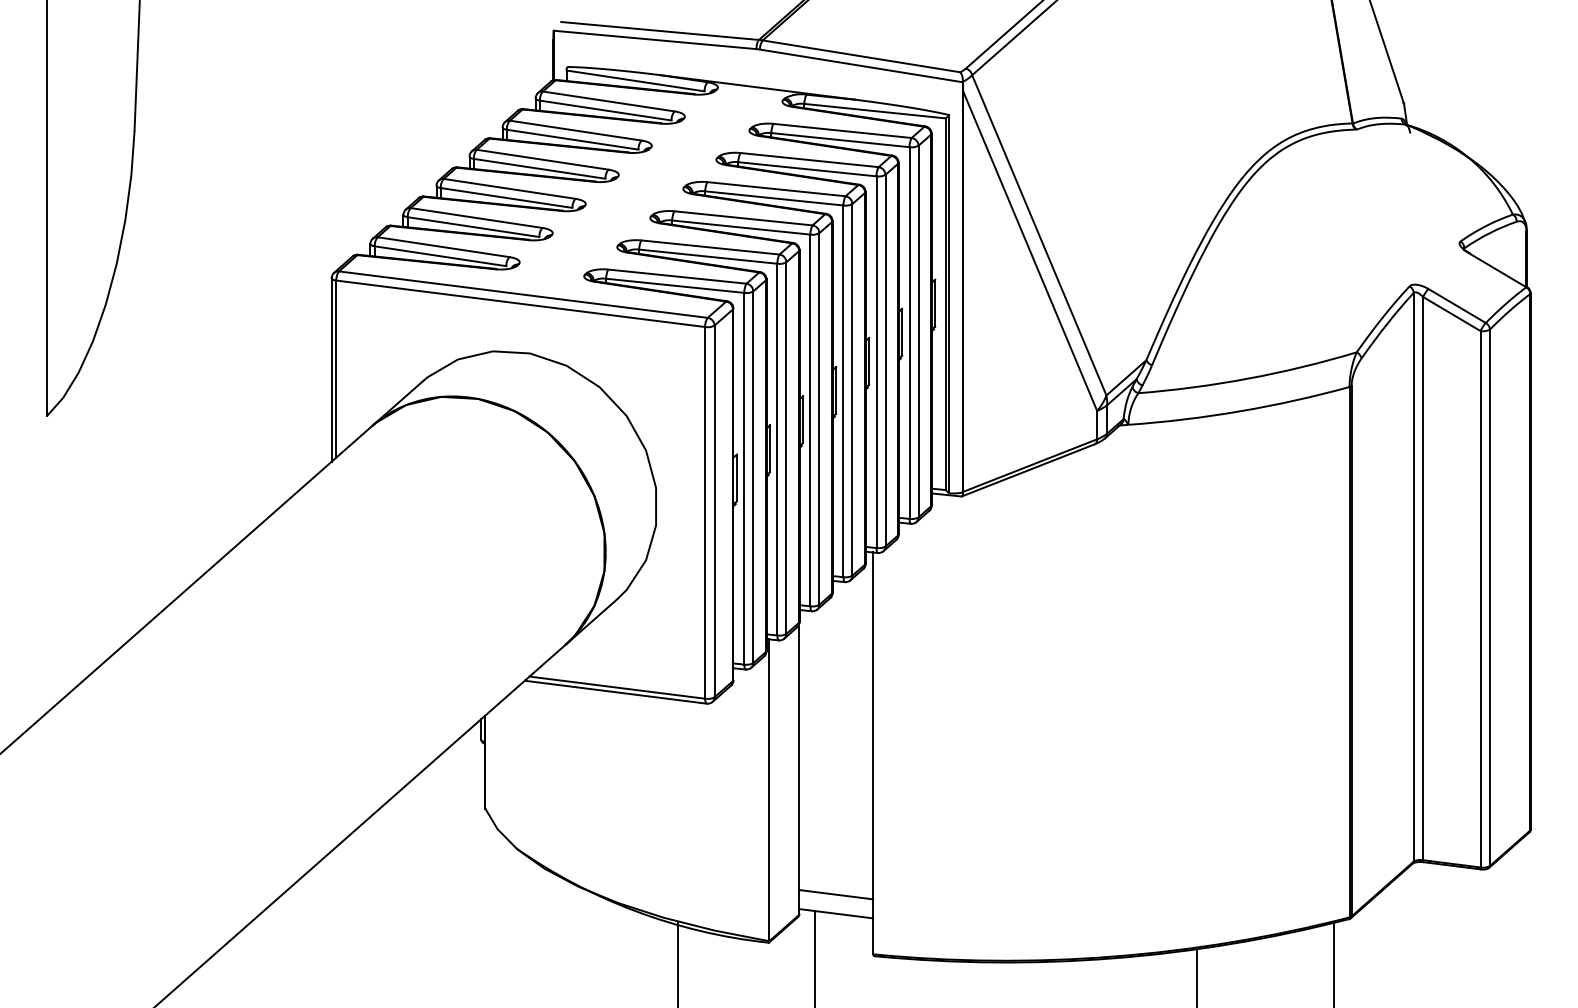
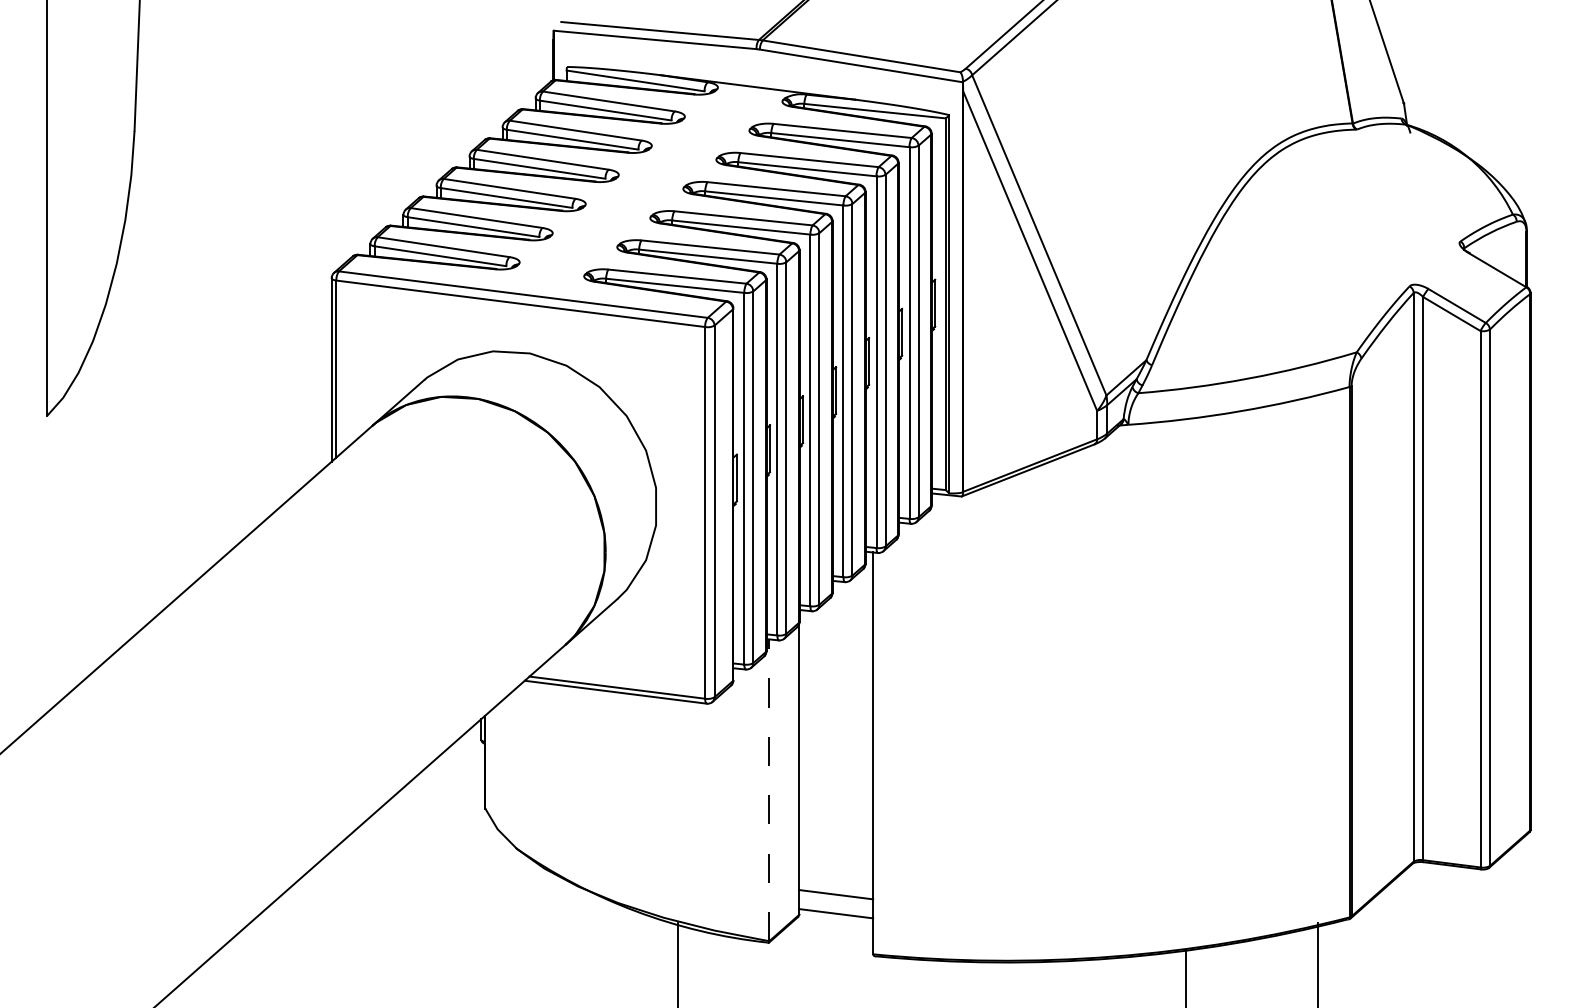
line: solid -> dashed (769, 790)
line: present -> none (815, 957)
line position: (1334, 963) -> (1318, 963) (1318, 963)
line position: (1196, 976) -> (1185, 976) (1185, 976)
